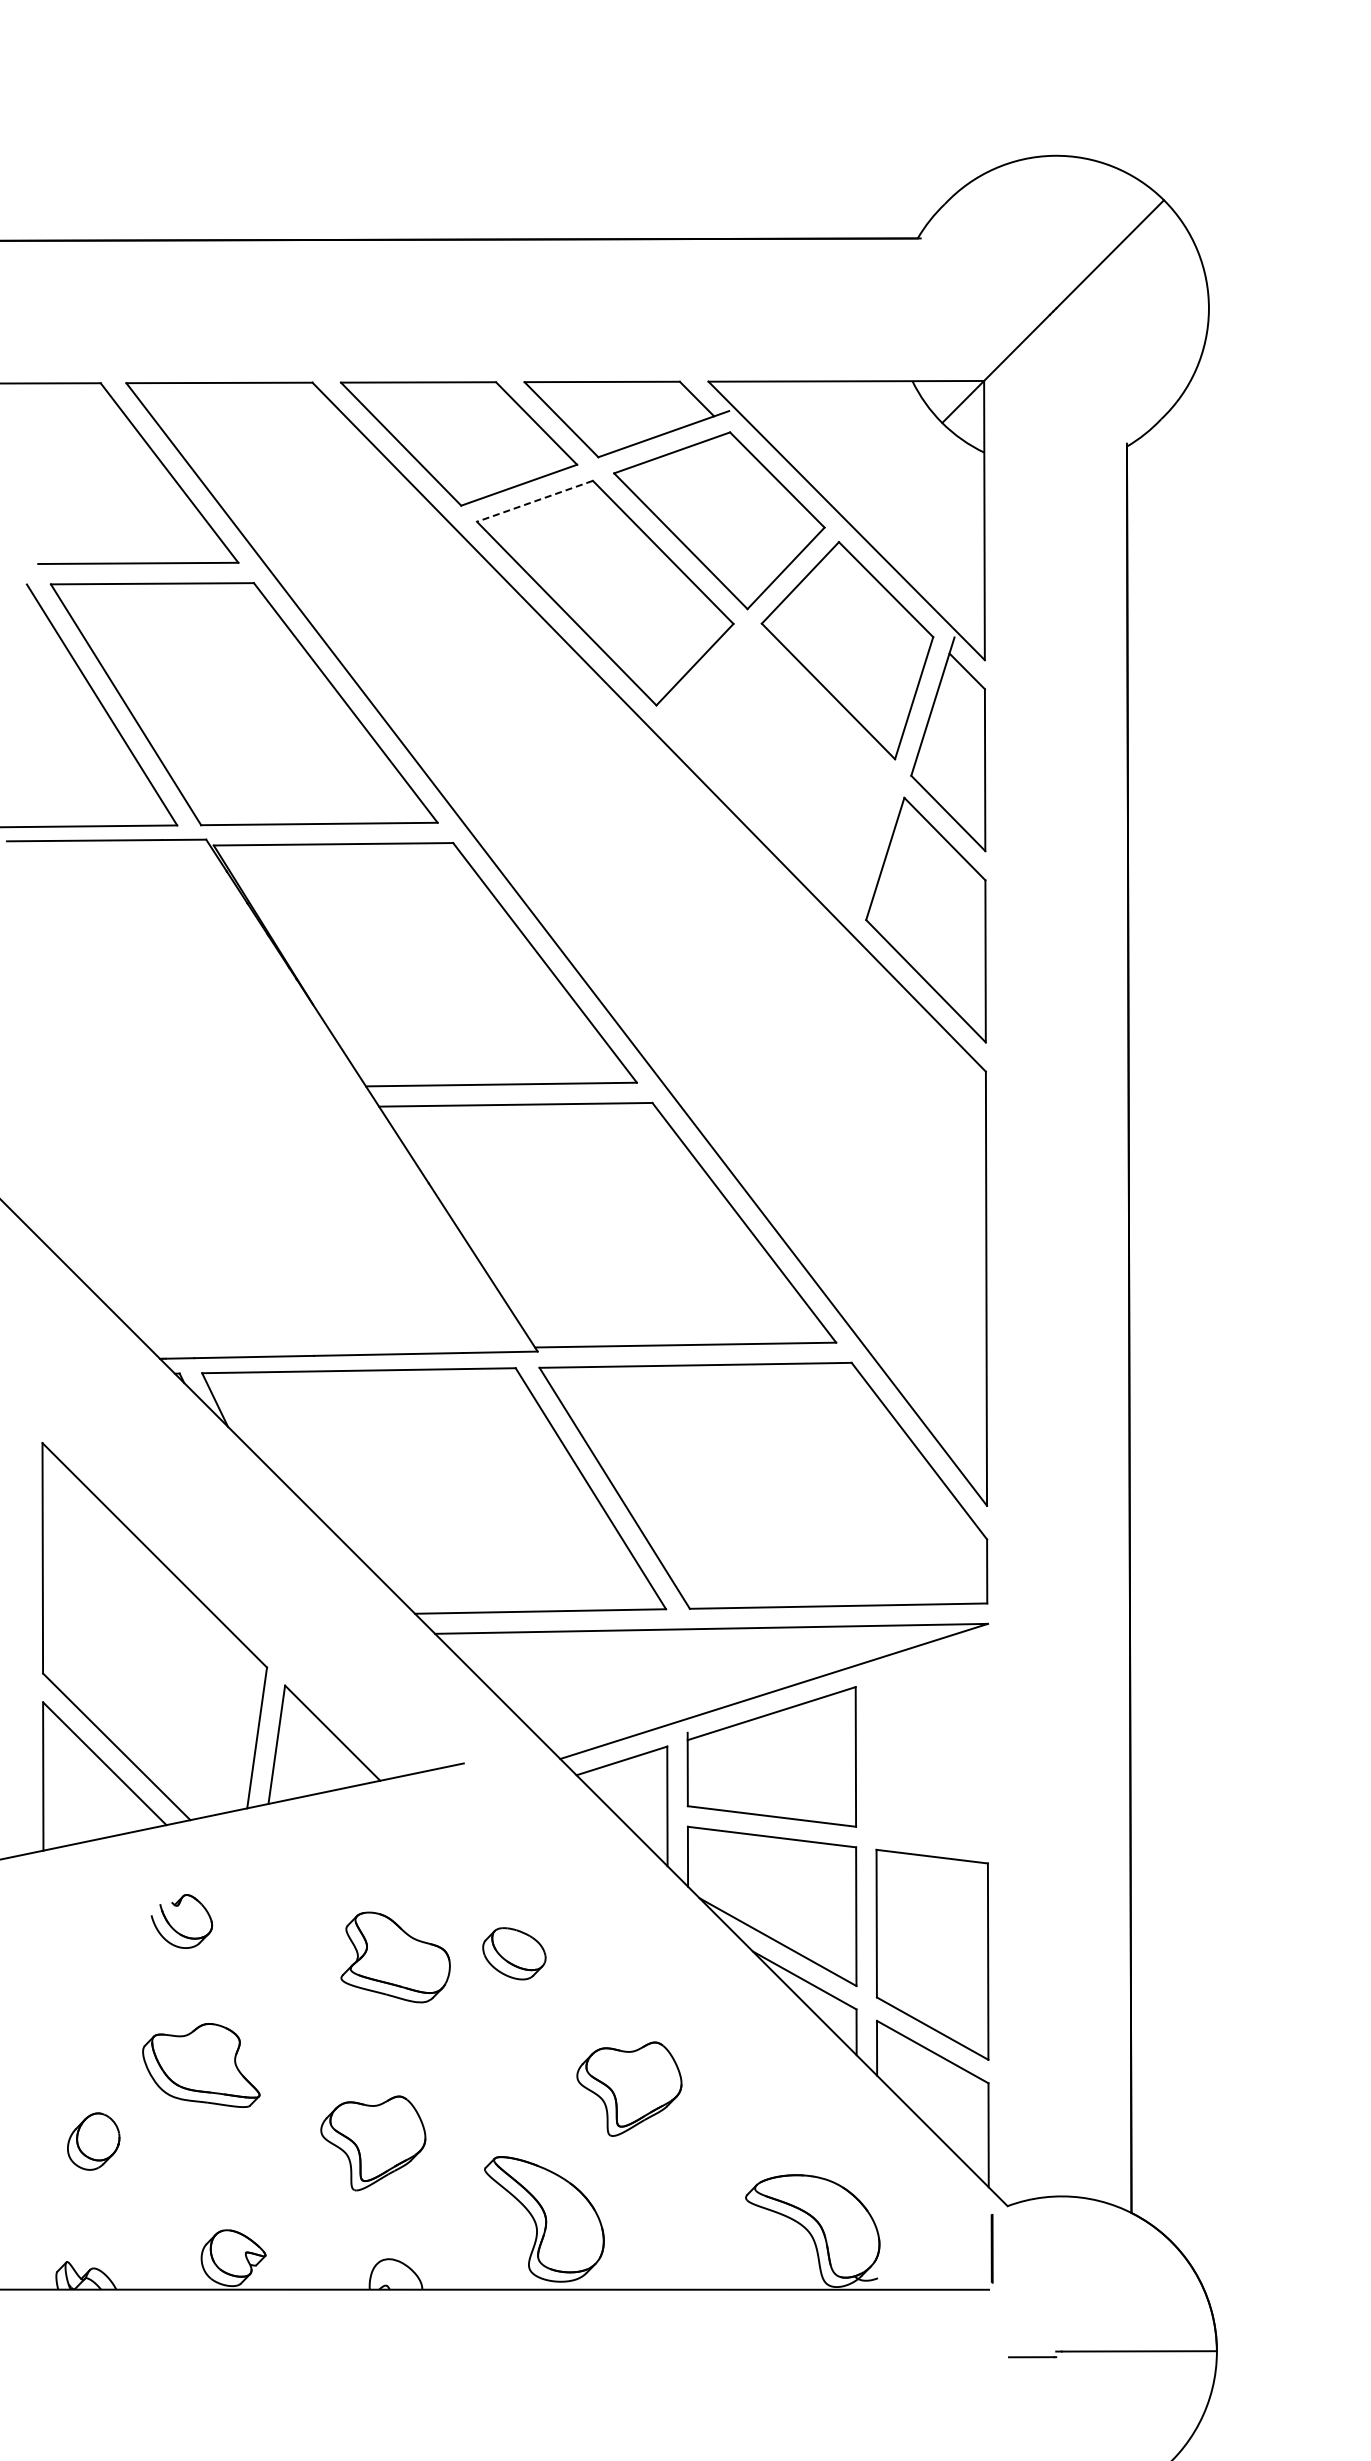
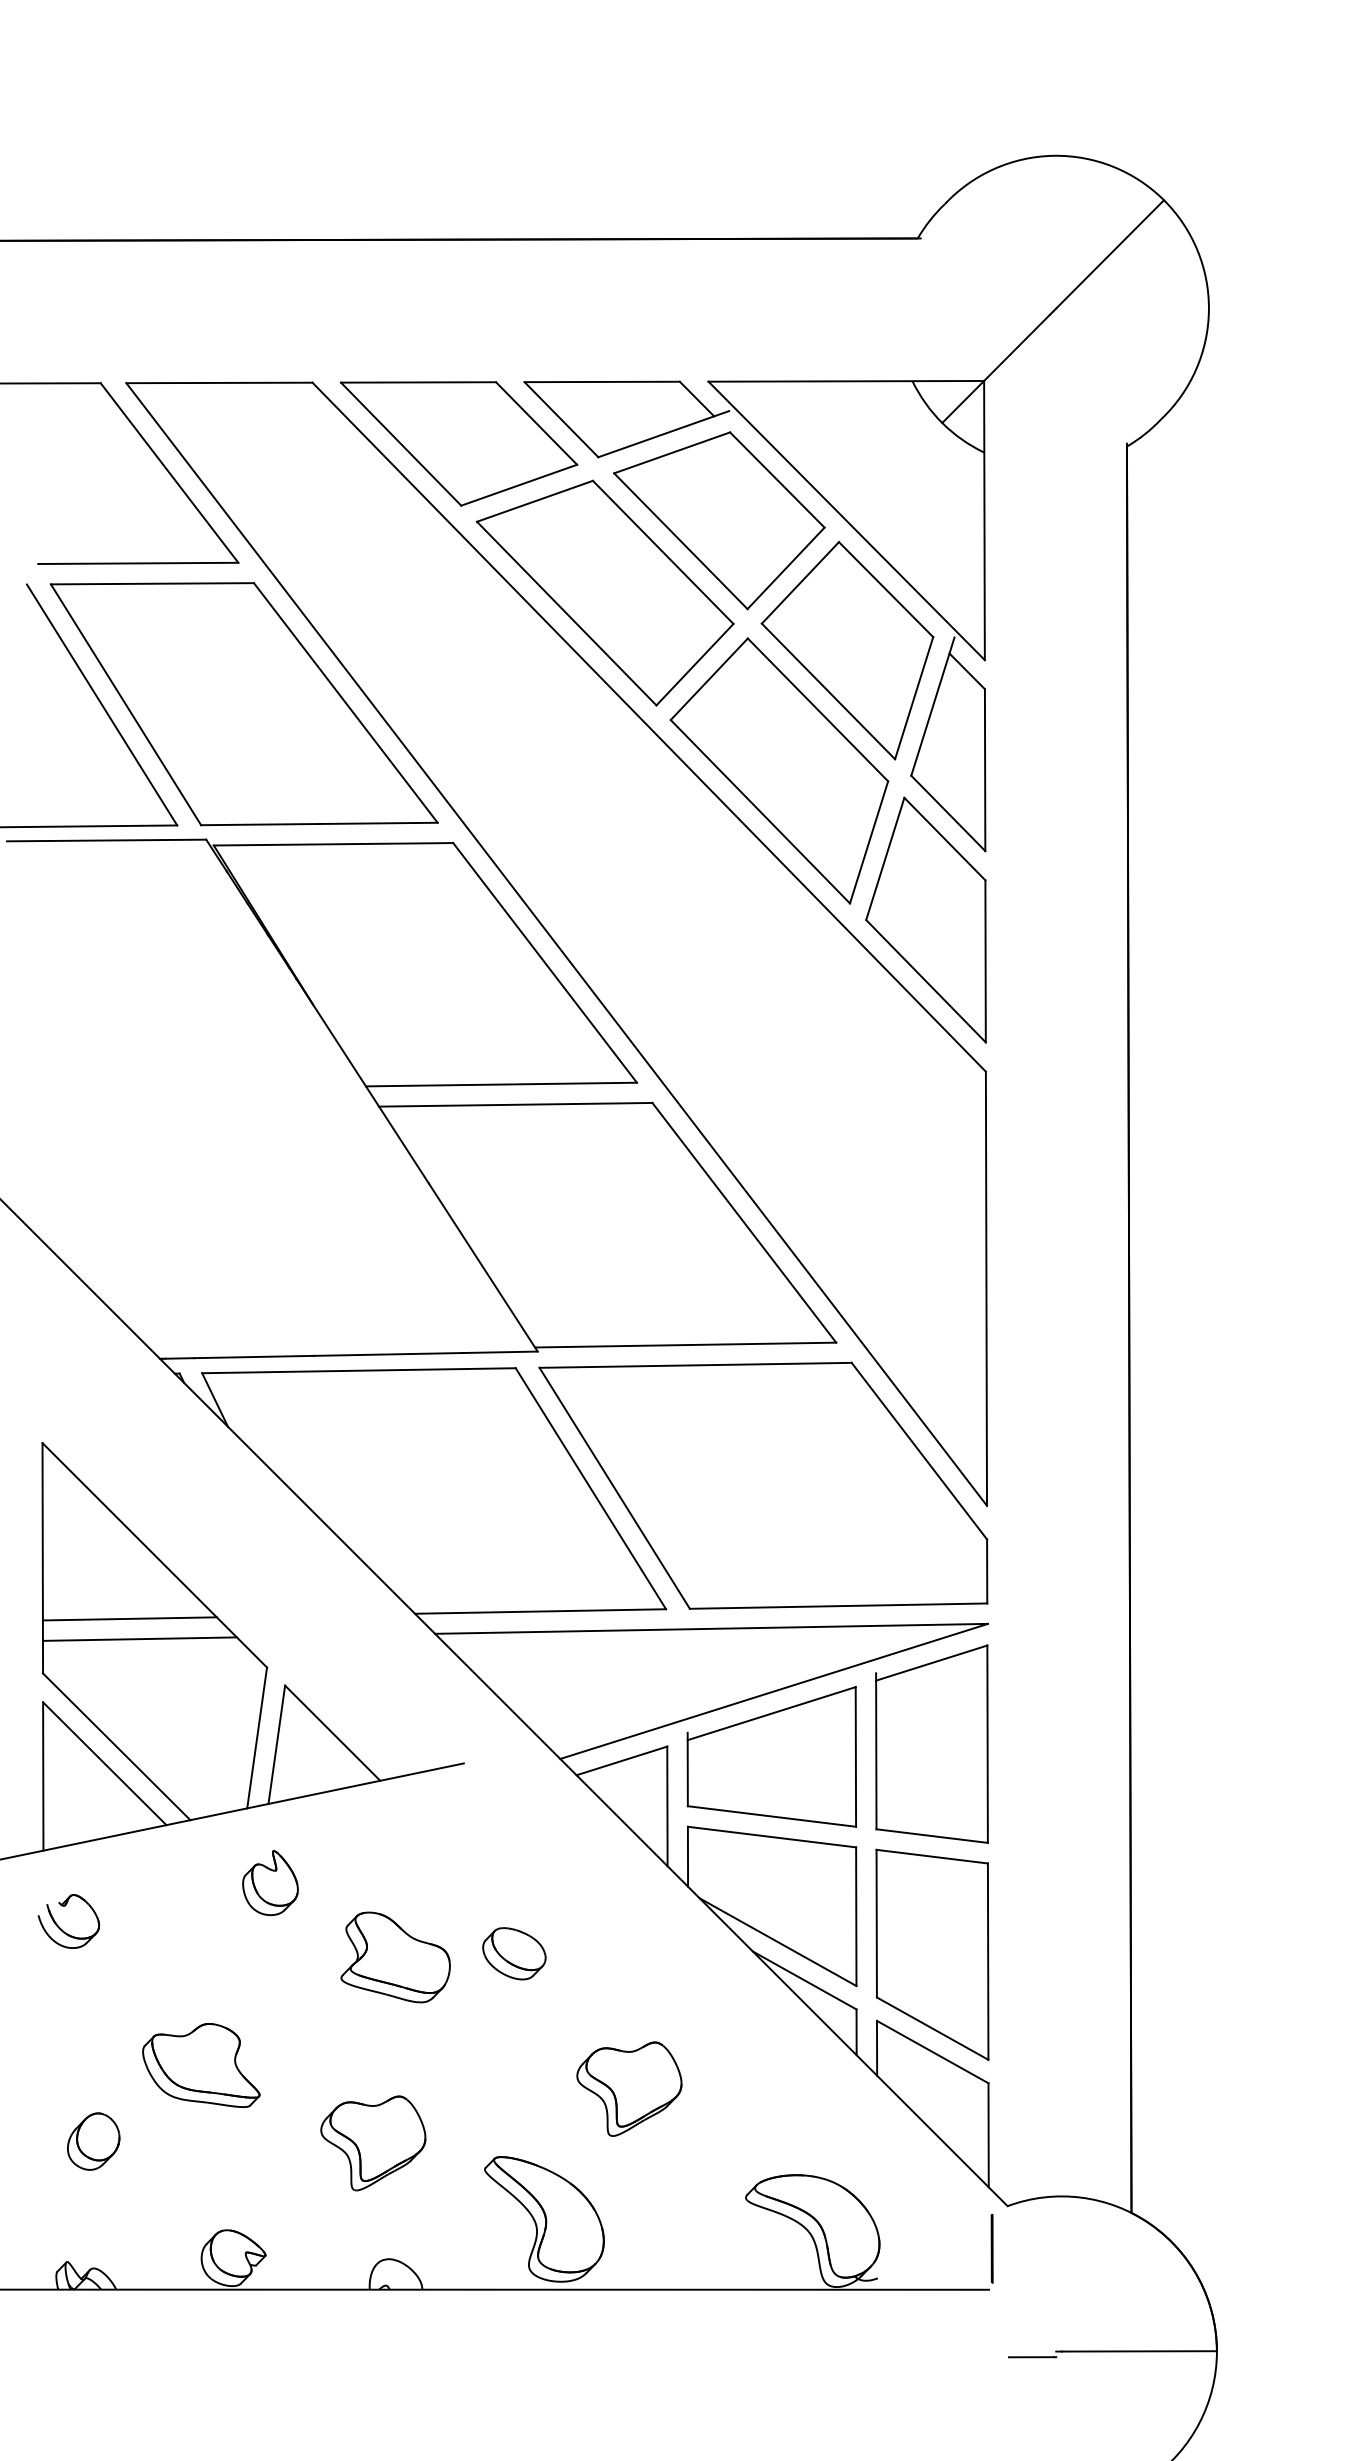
line: dashed -> solid (534, 501)
part: none -> present (779, 770)
line: none -> present (129, 1618)
line: none -> present (139, 1638)
part: none -> present (931, 1743)
part: none -> present (270, 1883)
part position: (174, 1928) -> (61, 1928) (61, 1928)
